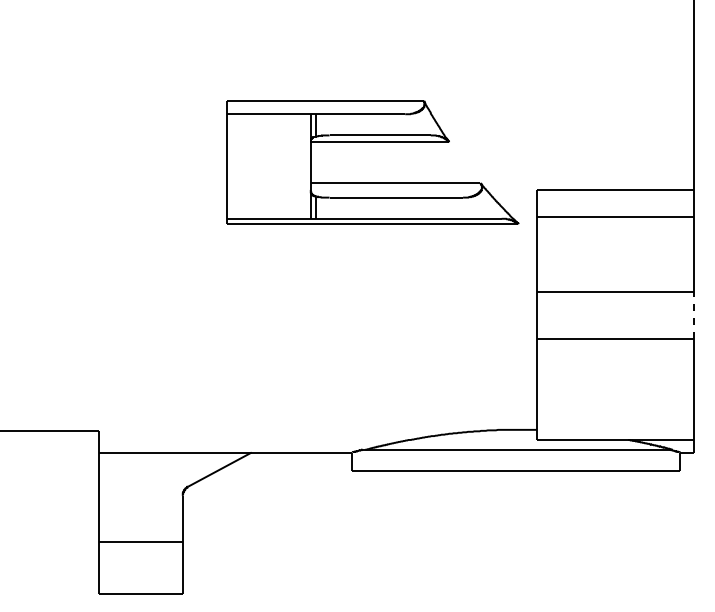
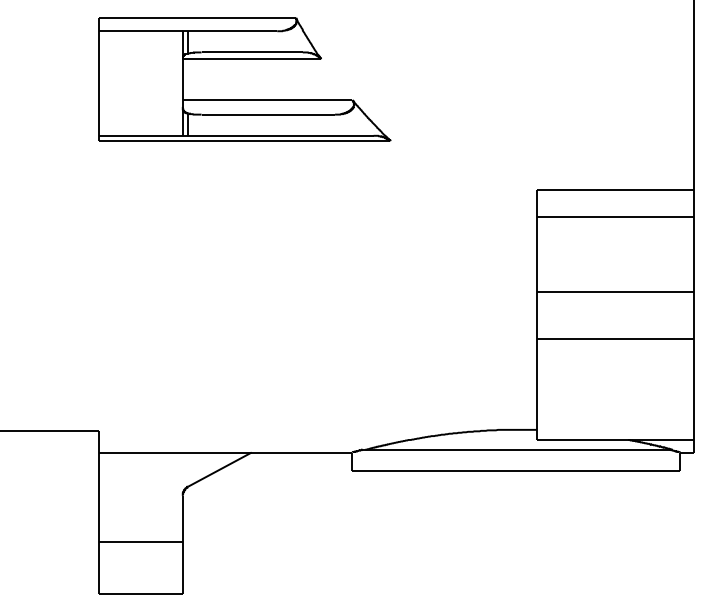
part position: (372, 142) -> (244, 59) (244, 59)
line: dashed -> solid (693, 315)
